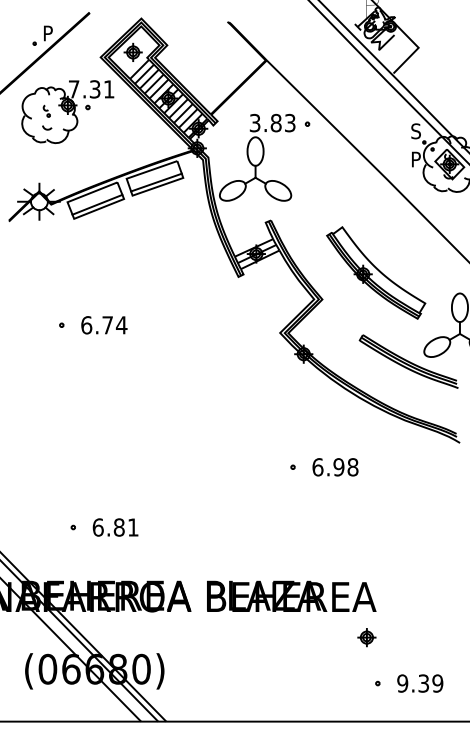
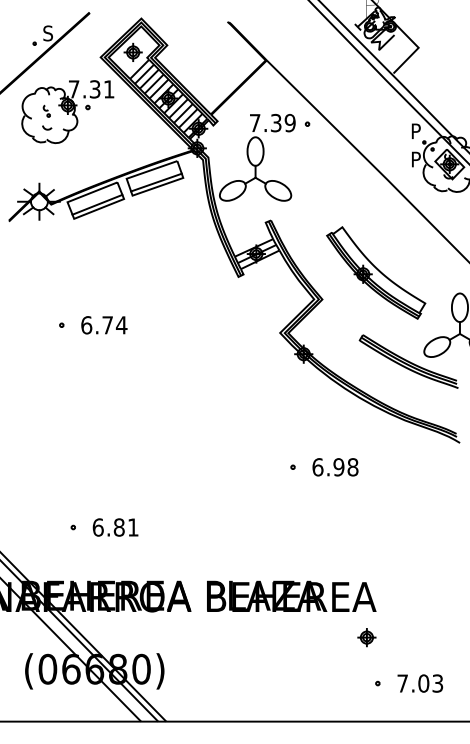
text: P -> S (47, 33)
text: 3.83 -> 7.39 (272, 122)
text: S -> P (415, 131)
text: 9.39 -> 7.03 (420, 683)
